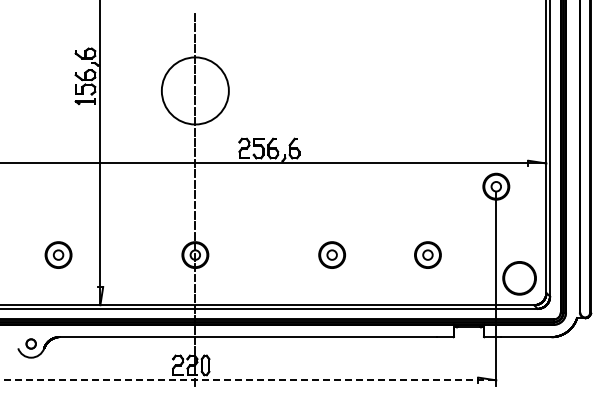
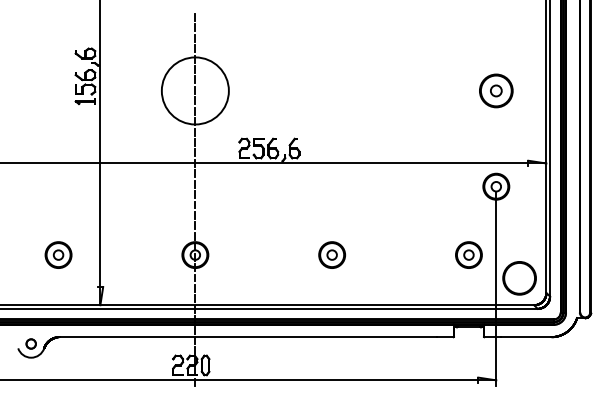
part: none -> present (496, 90)
part position: (427, 254) -> (468, 254) (468, 254)
line: dashed -> solid (248, 380)
